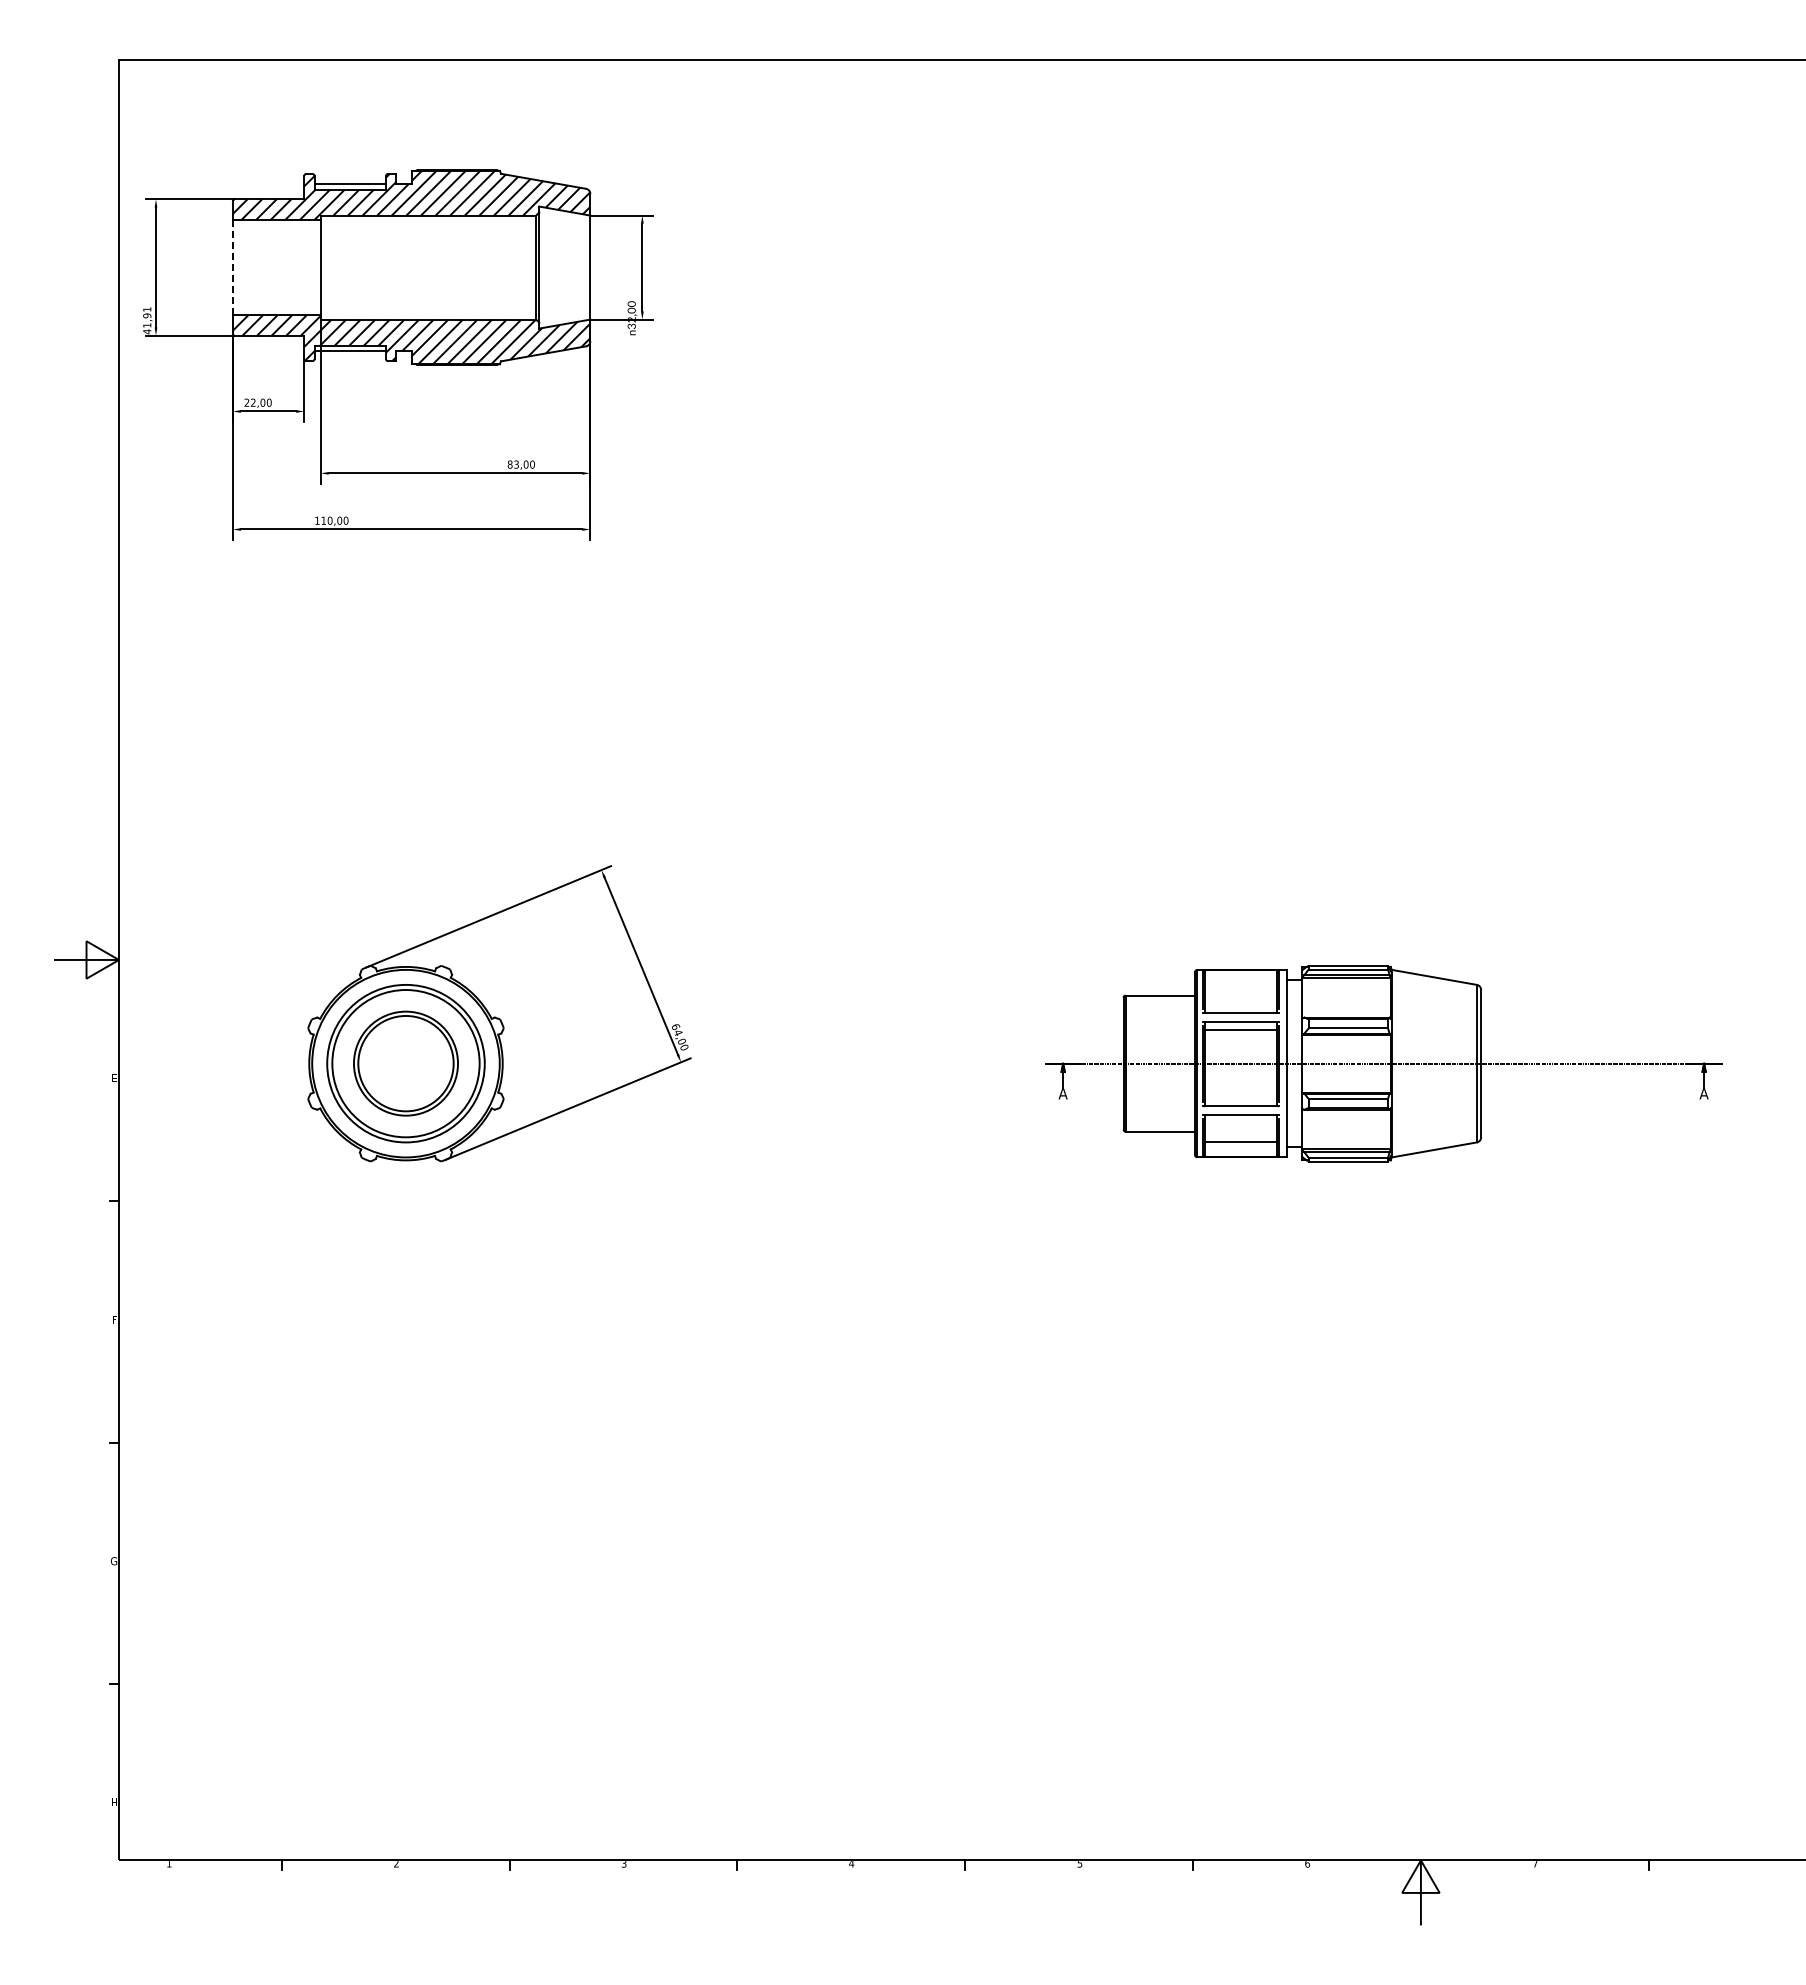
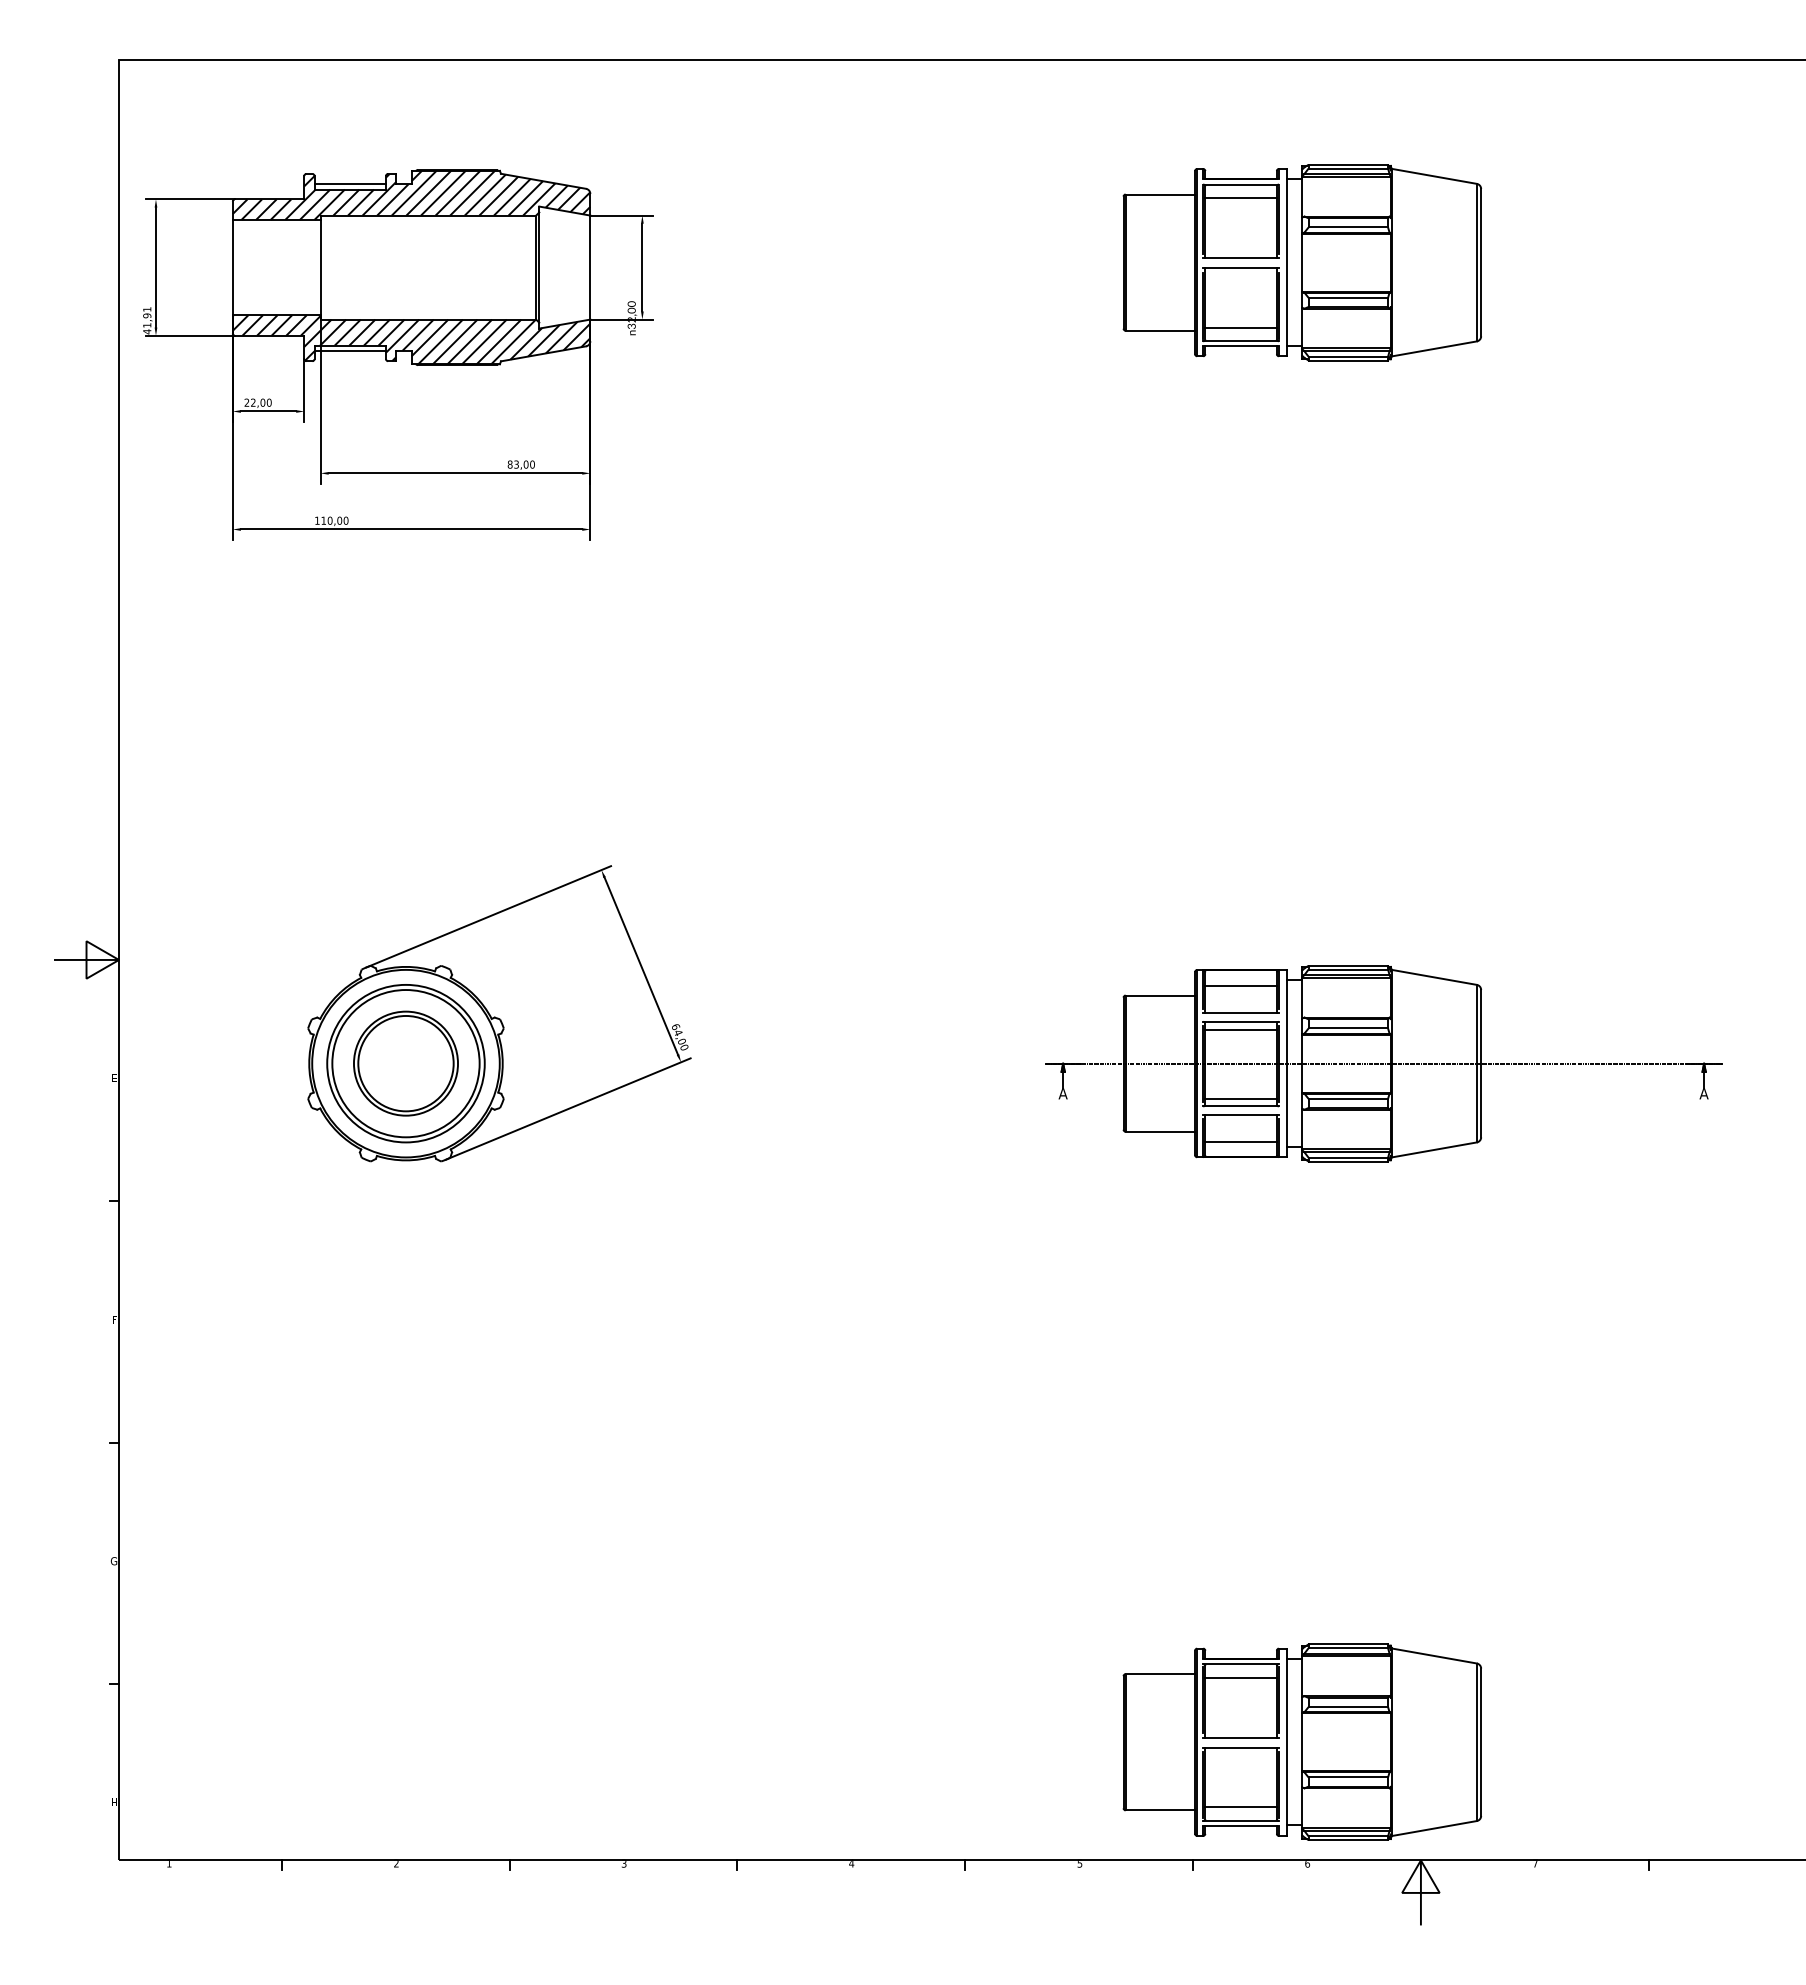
part: none -> present (1301, 262)
line: dashed -> solid (232, 267)
line: none -> present (1240, 985)
line: none -> present (1240, 1098)
part: none -> present (1301, 1741)
